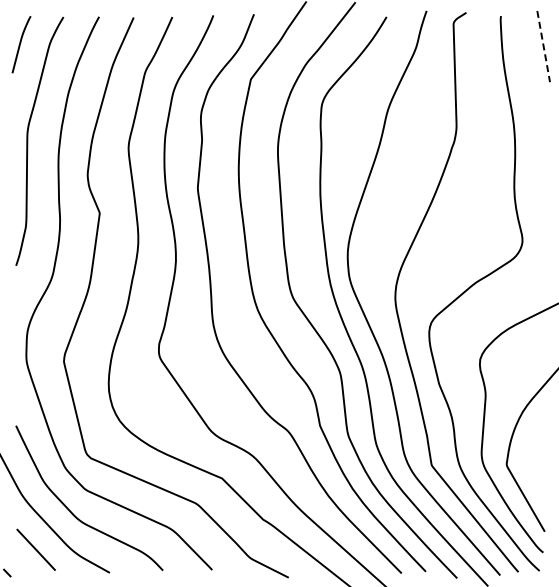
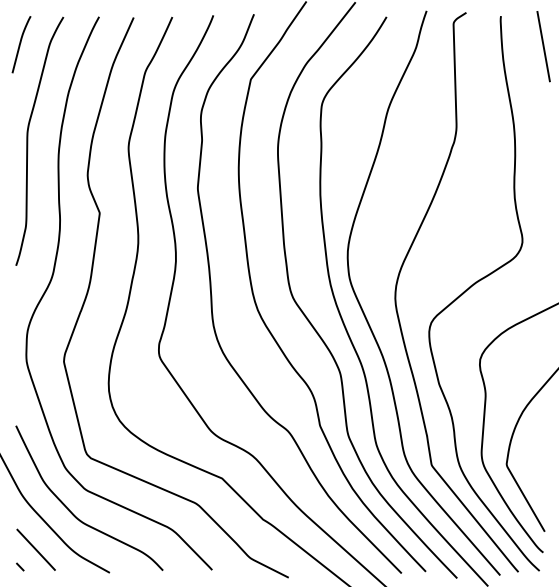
line: dashed -> solid (543, 47)
line position: (7, 572) -> (20, 566) (20, 566)
